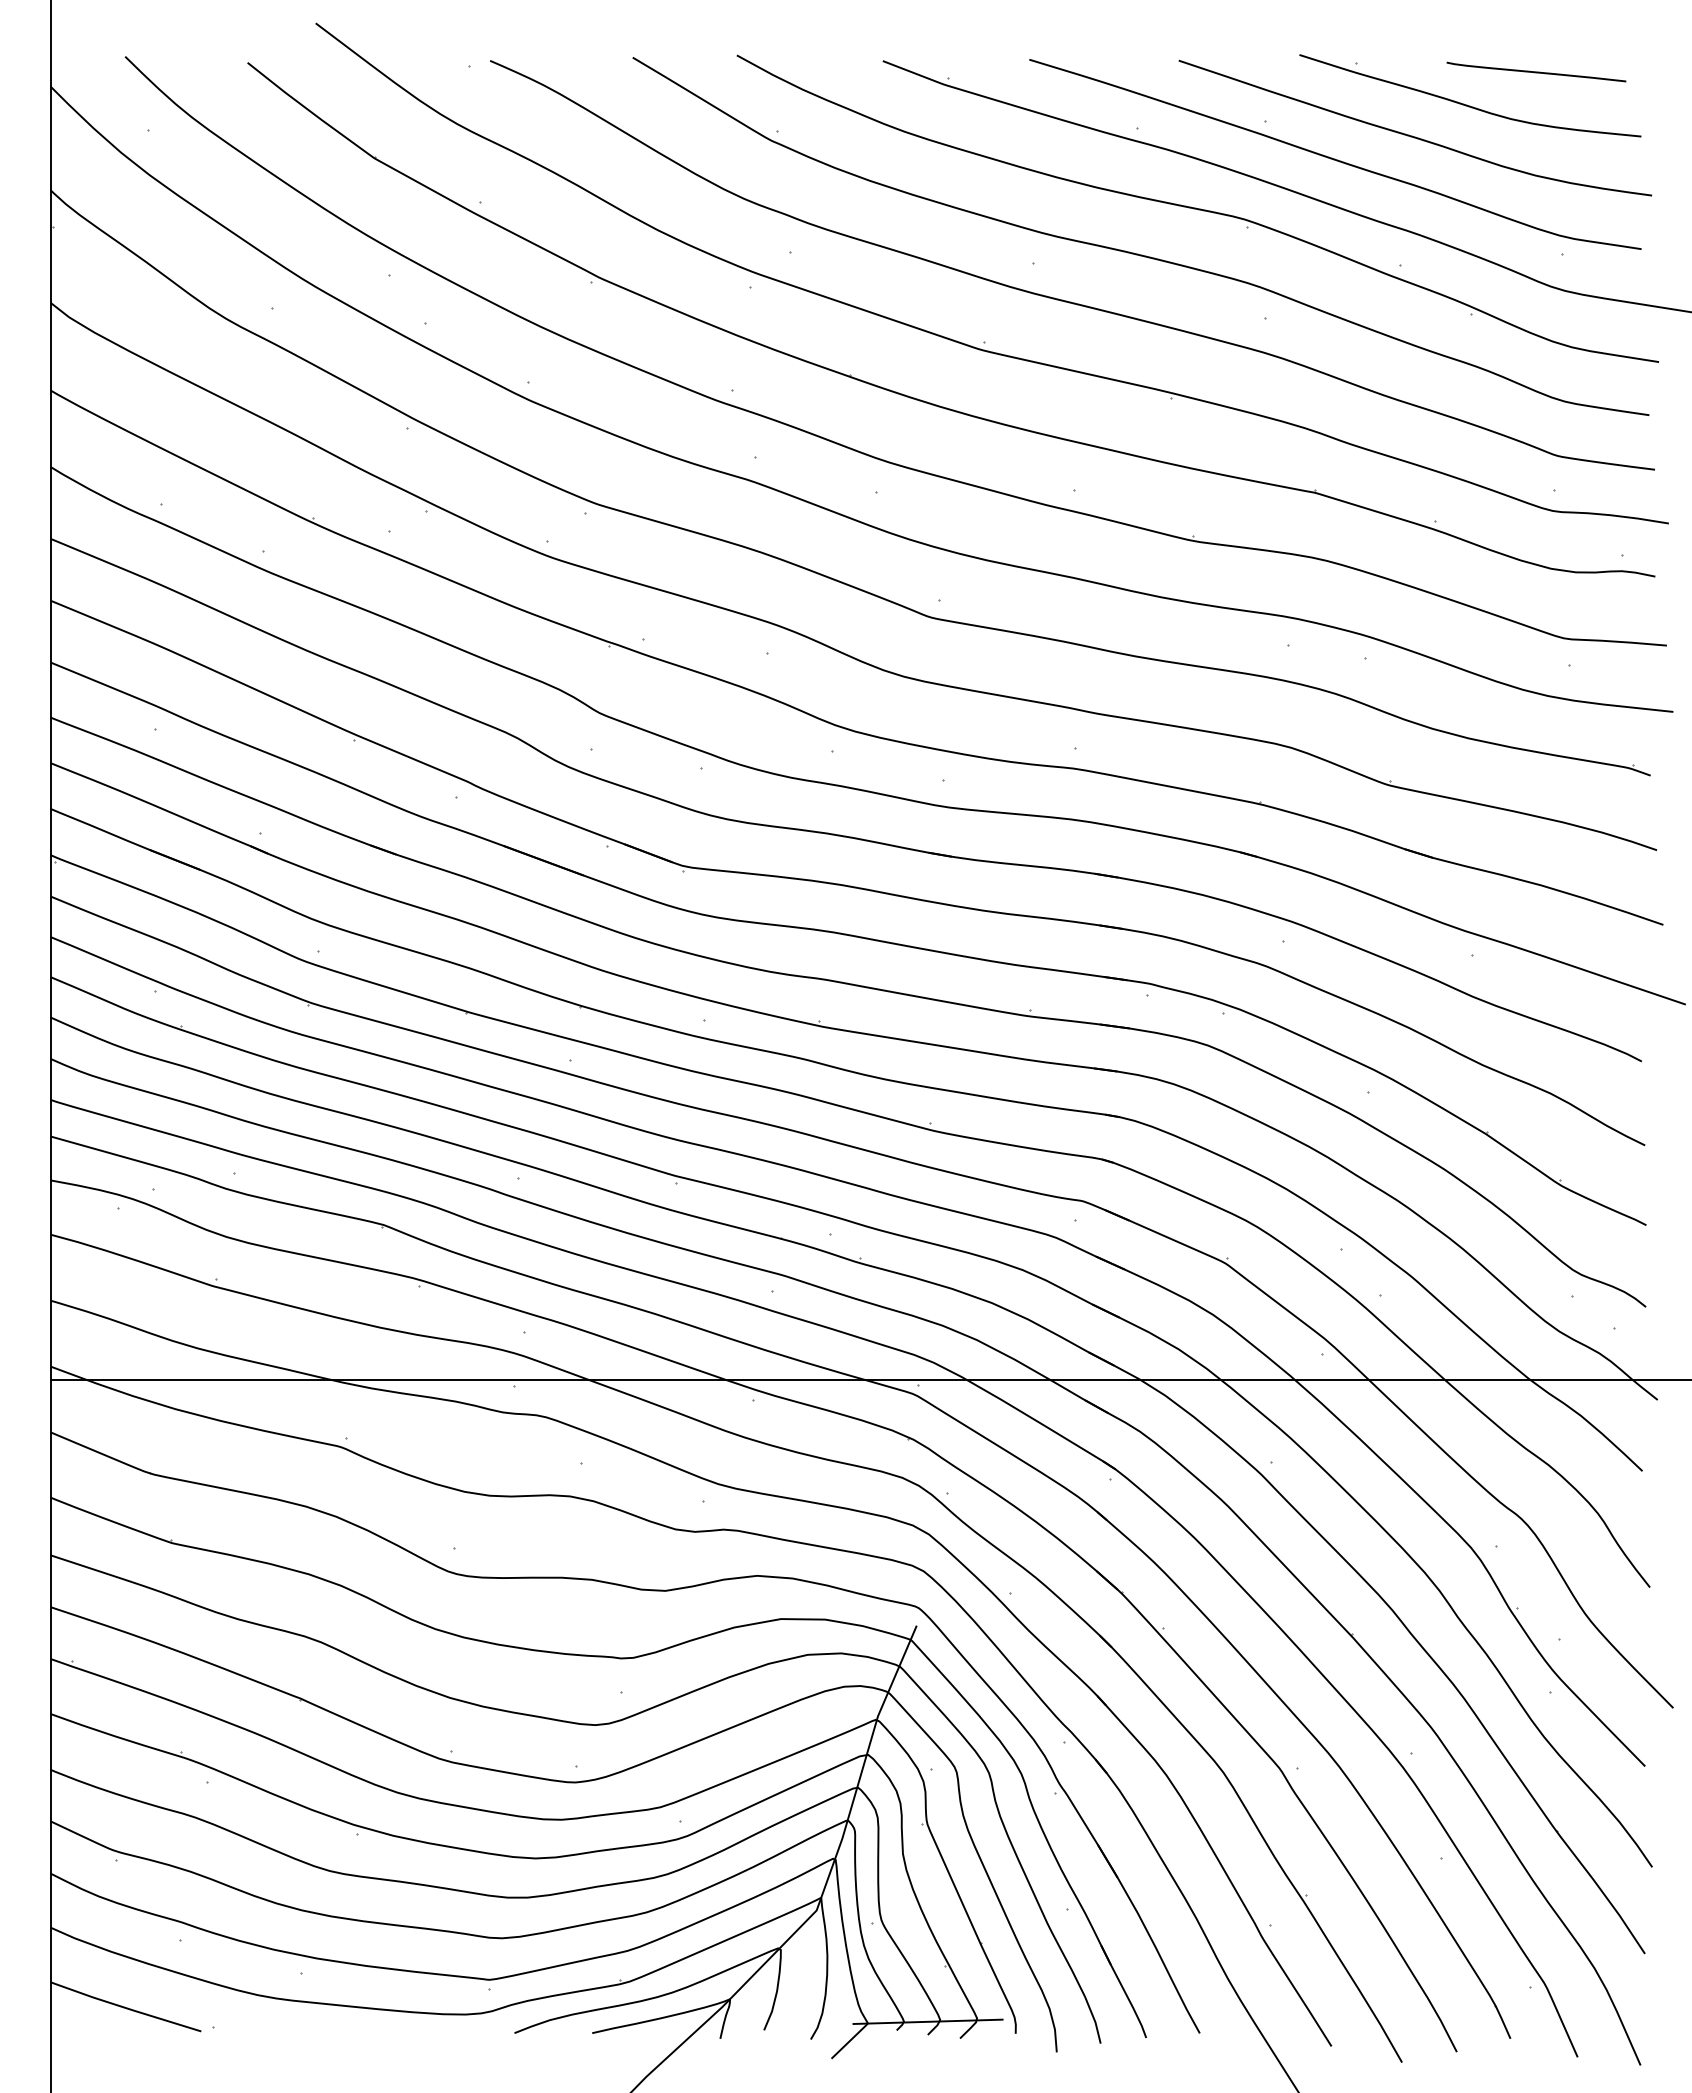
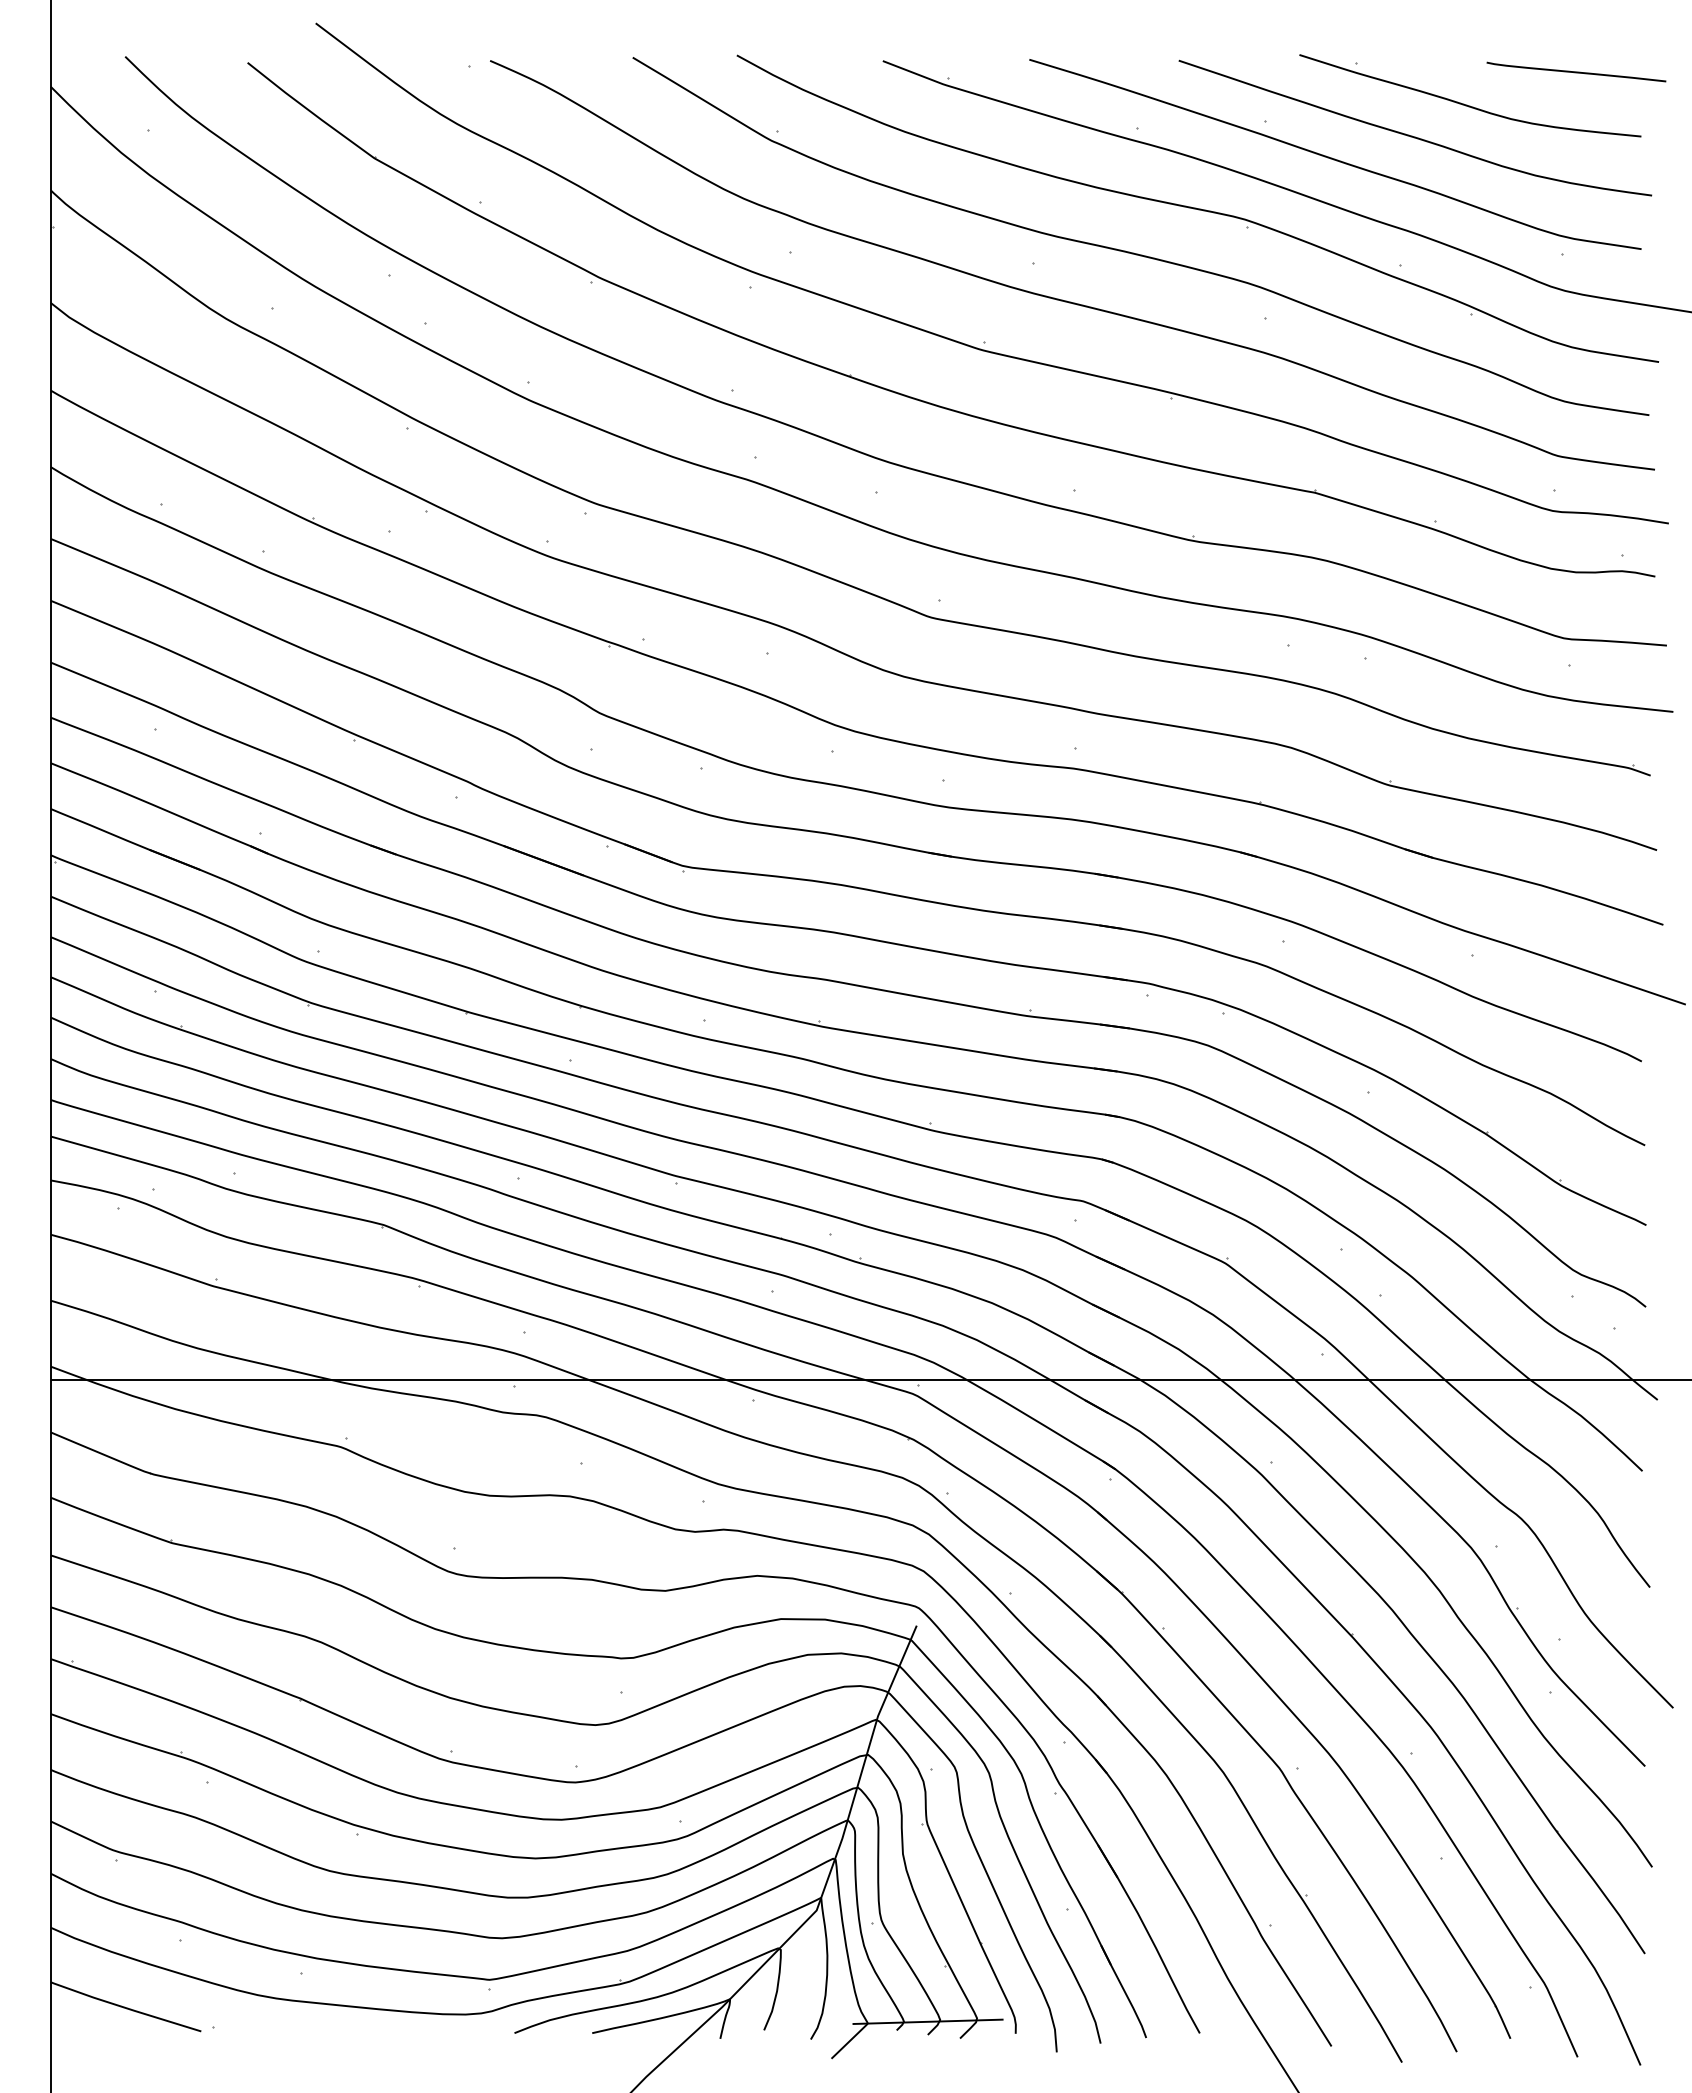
curve position: (1536, 71) -> (1576, 71) (1576, 71)
